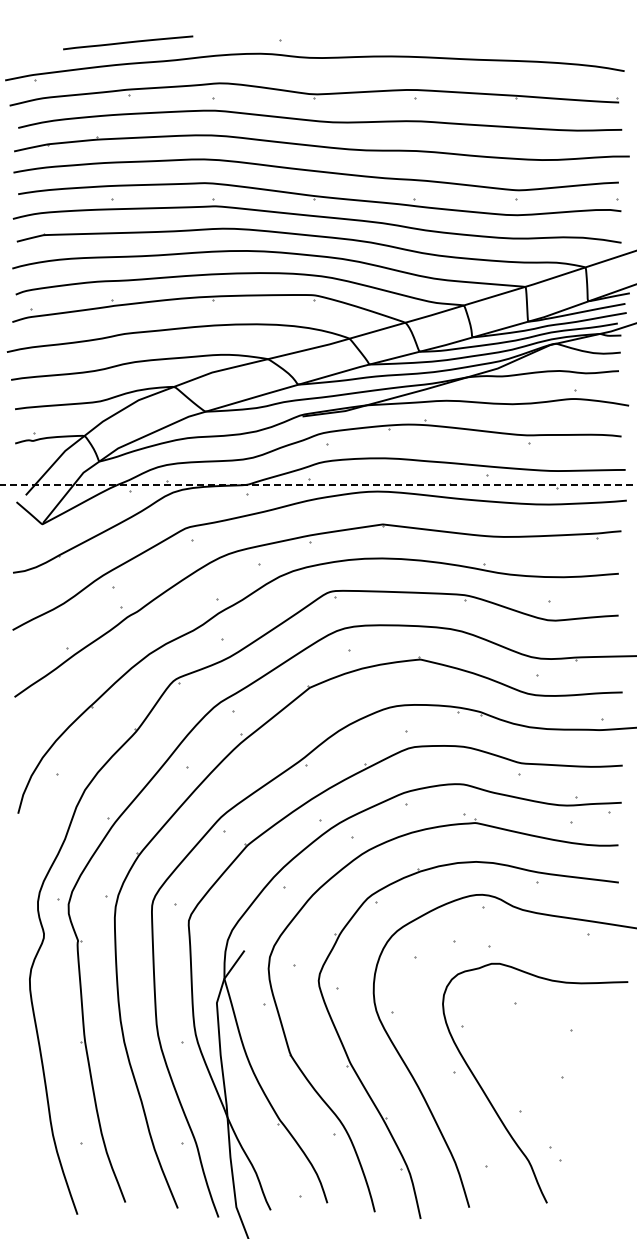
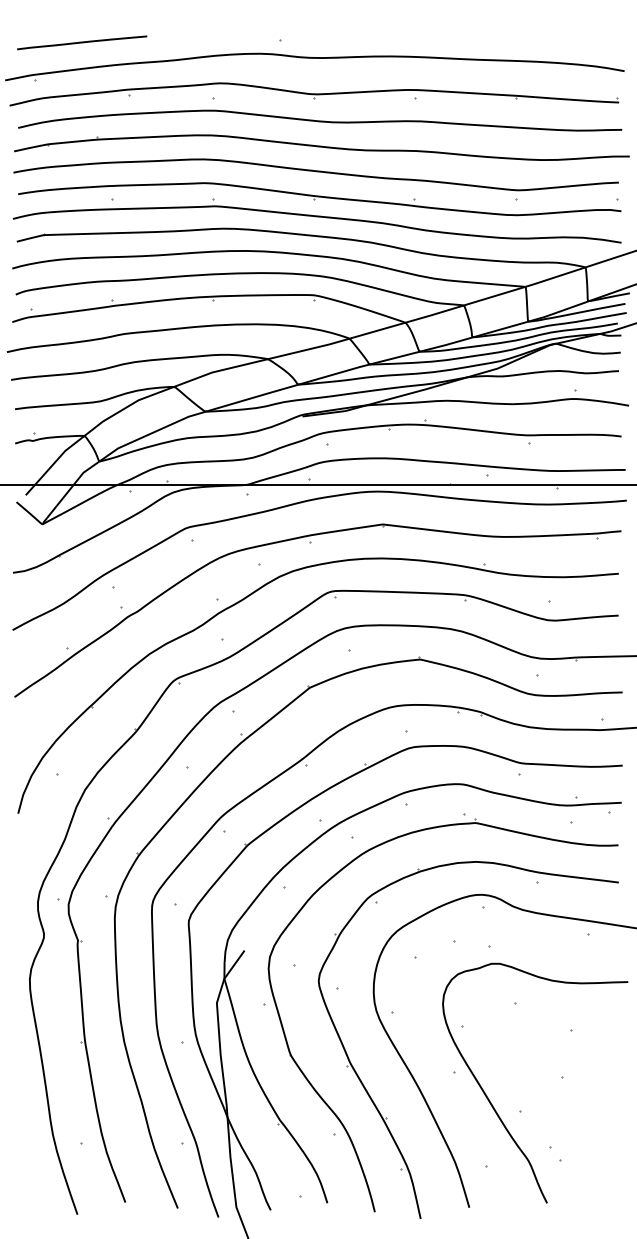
line position: (128, 42) -> (82, 42) (82, 42)
line: dashed -> solid (319, 485)
